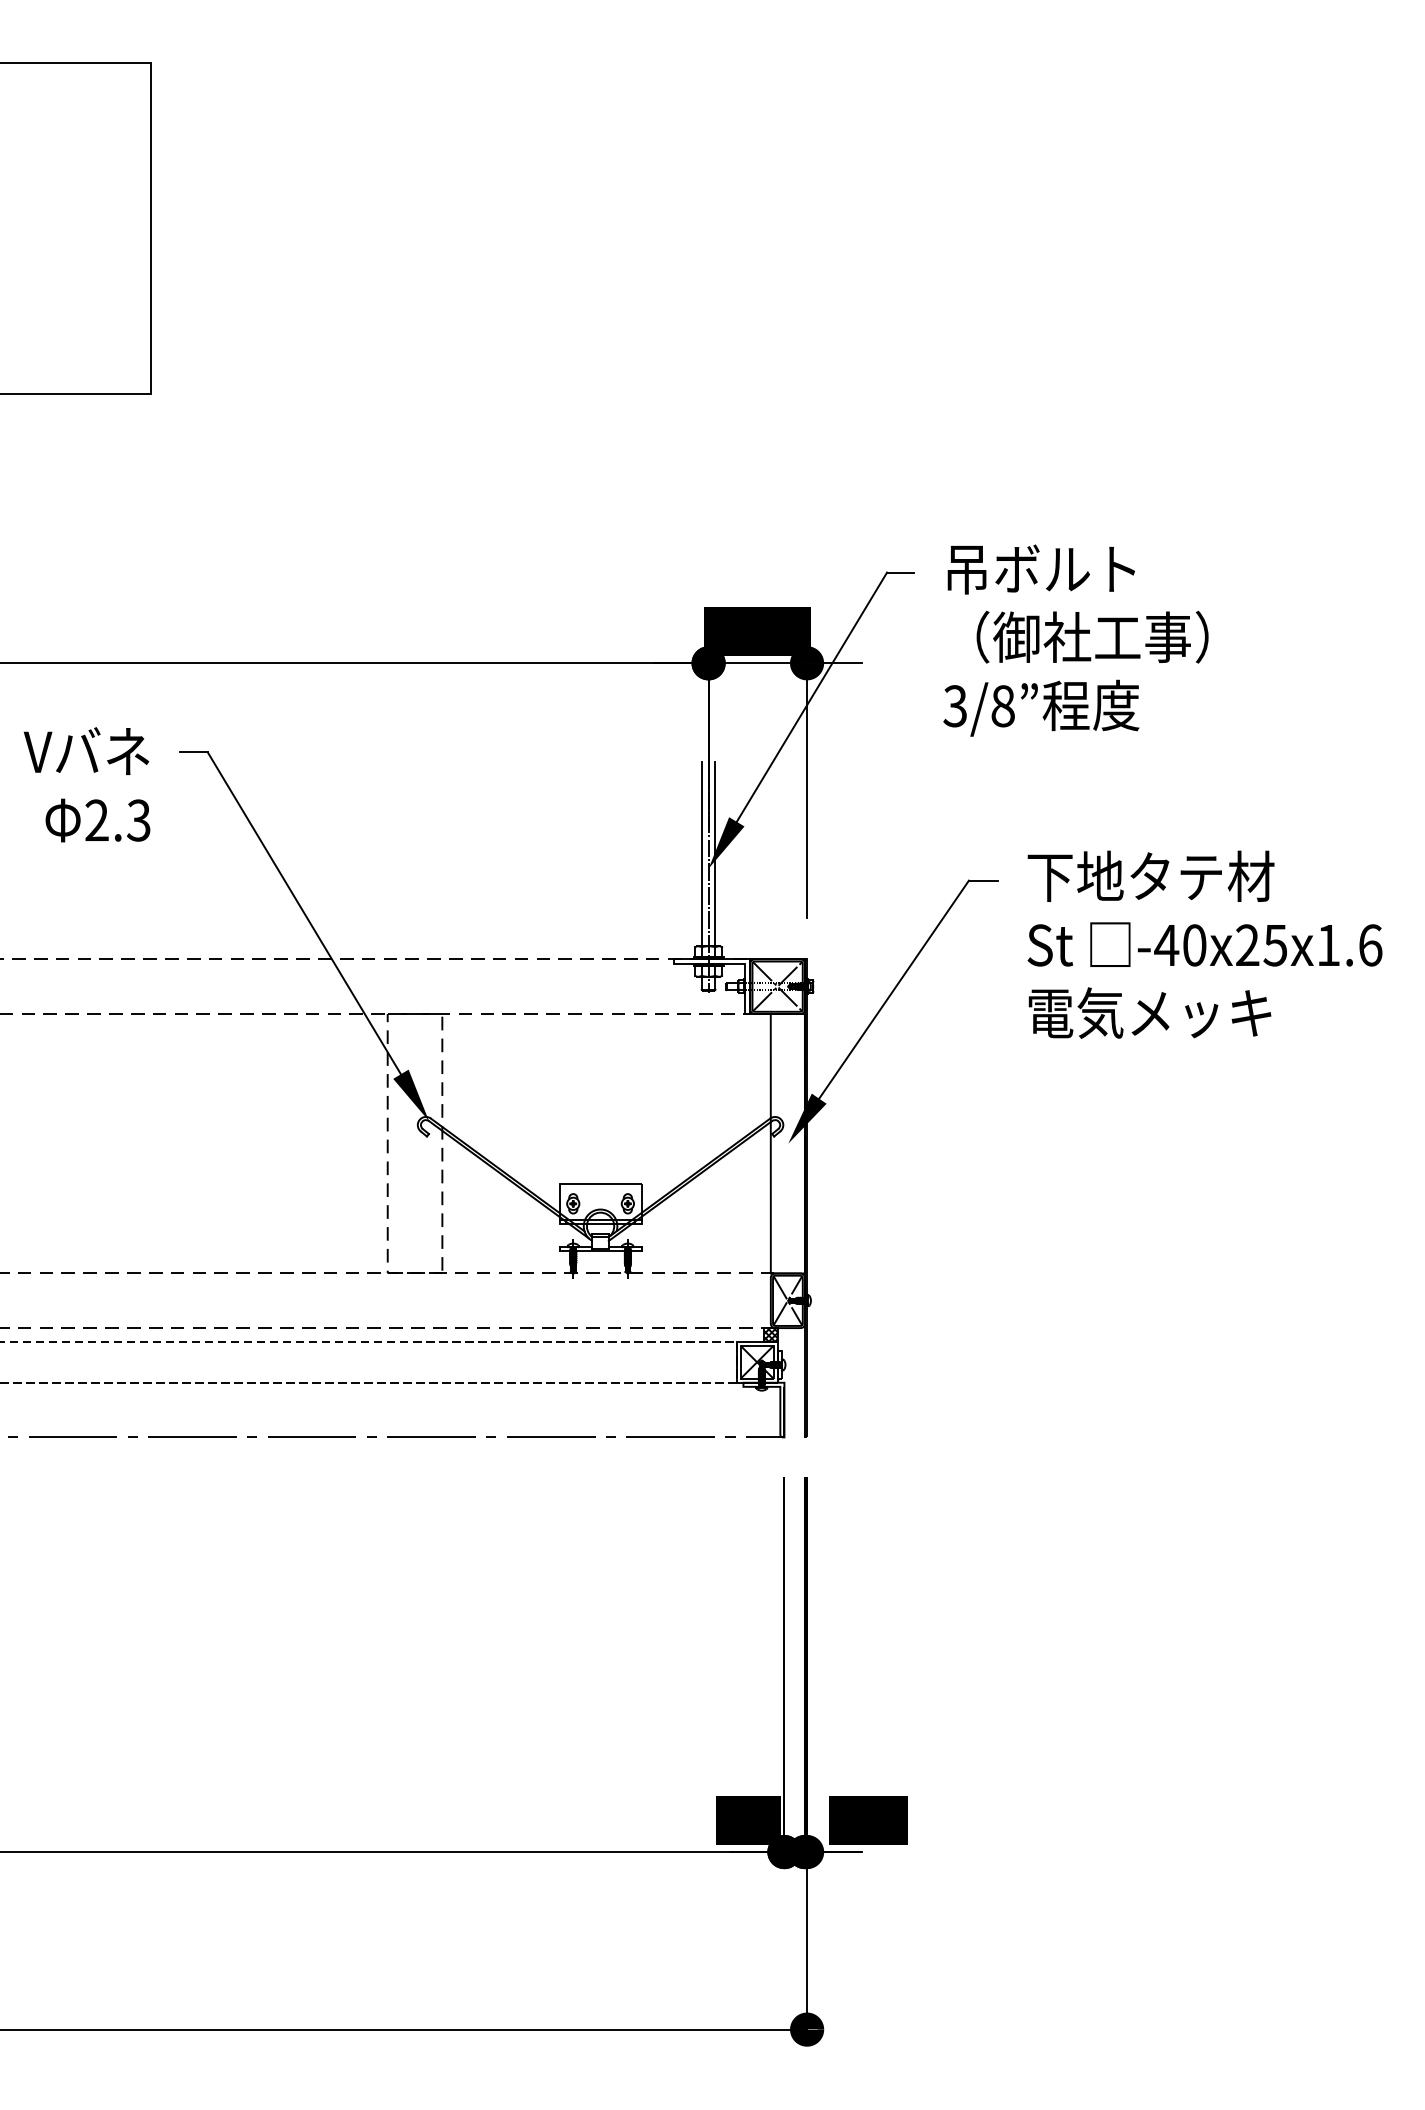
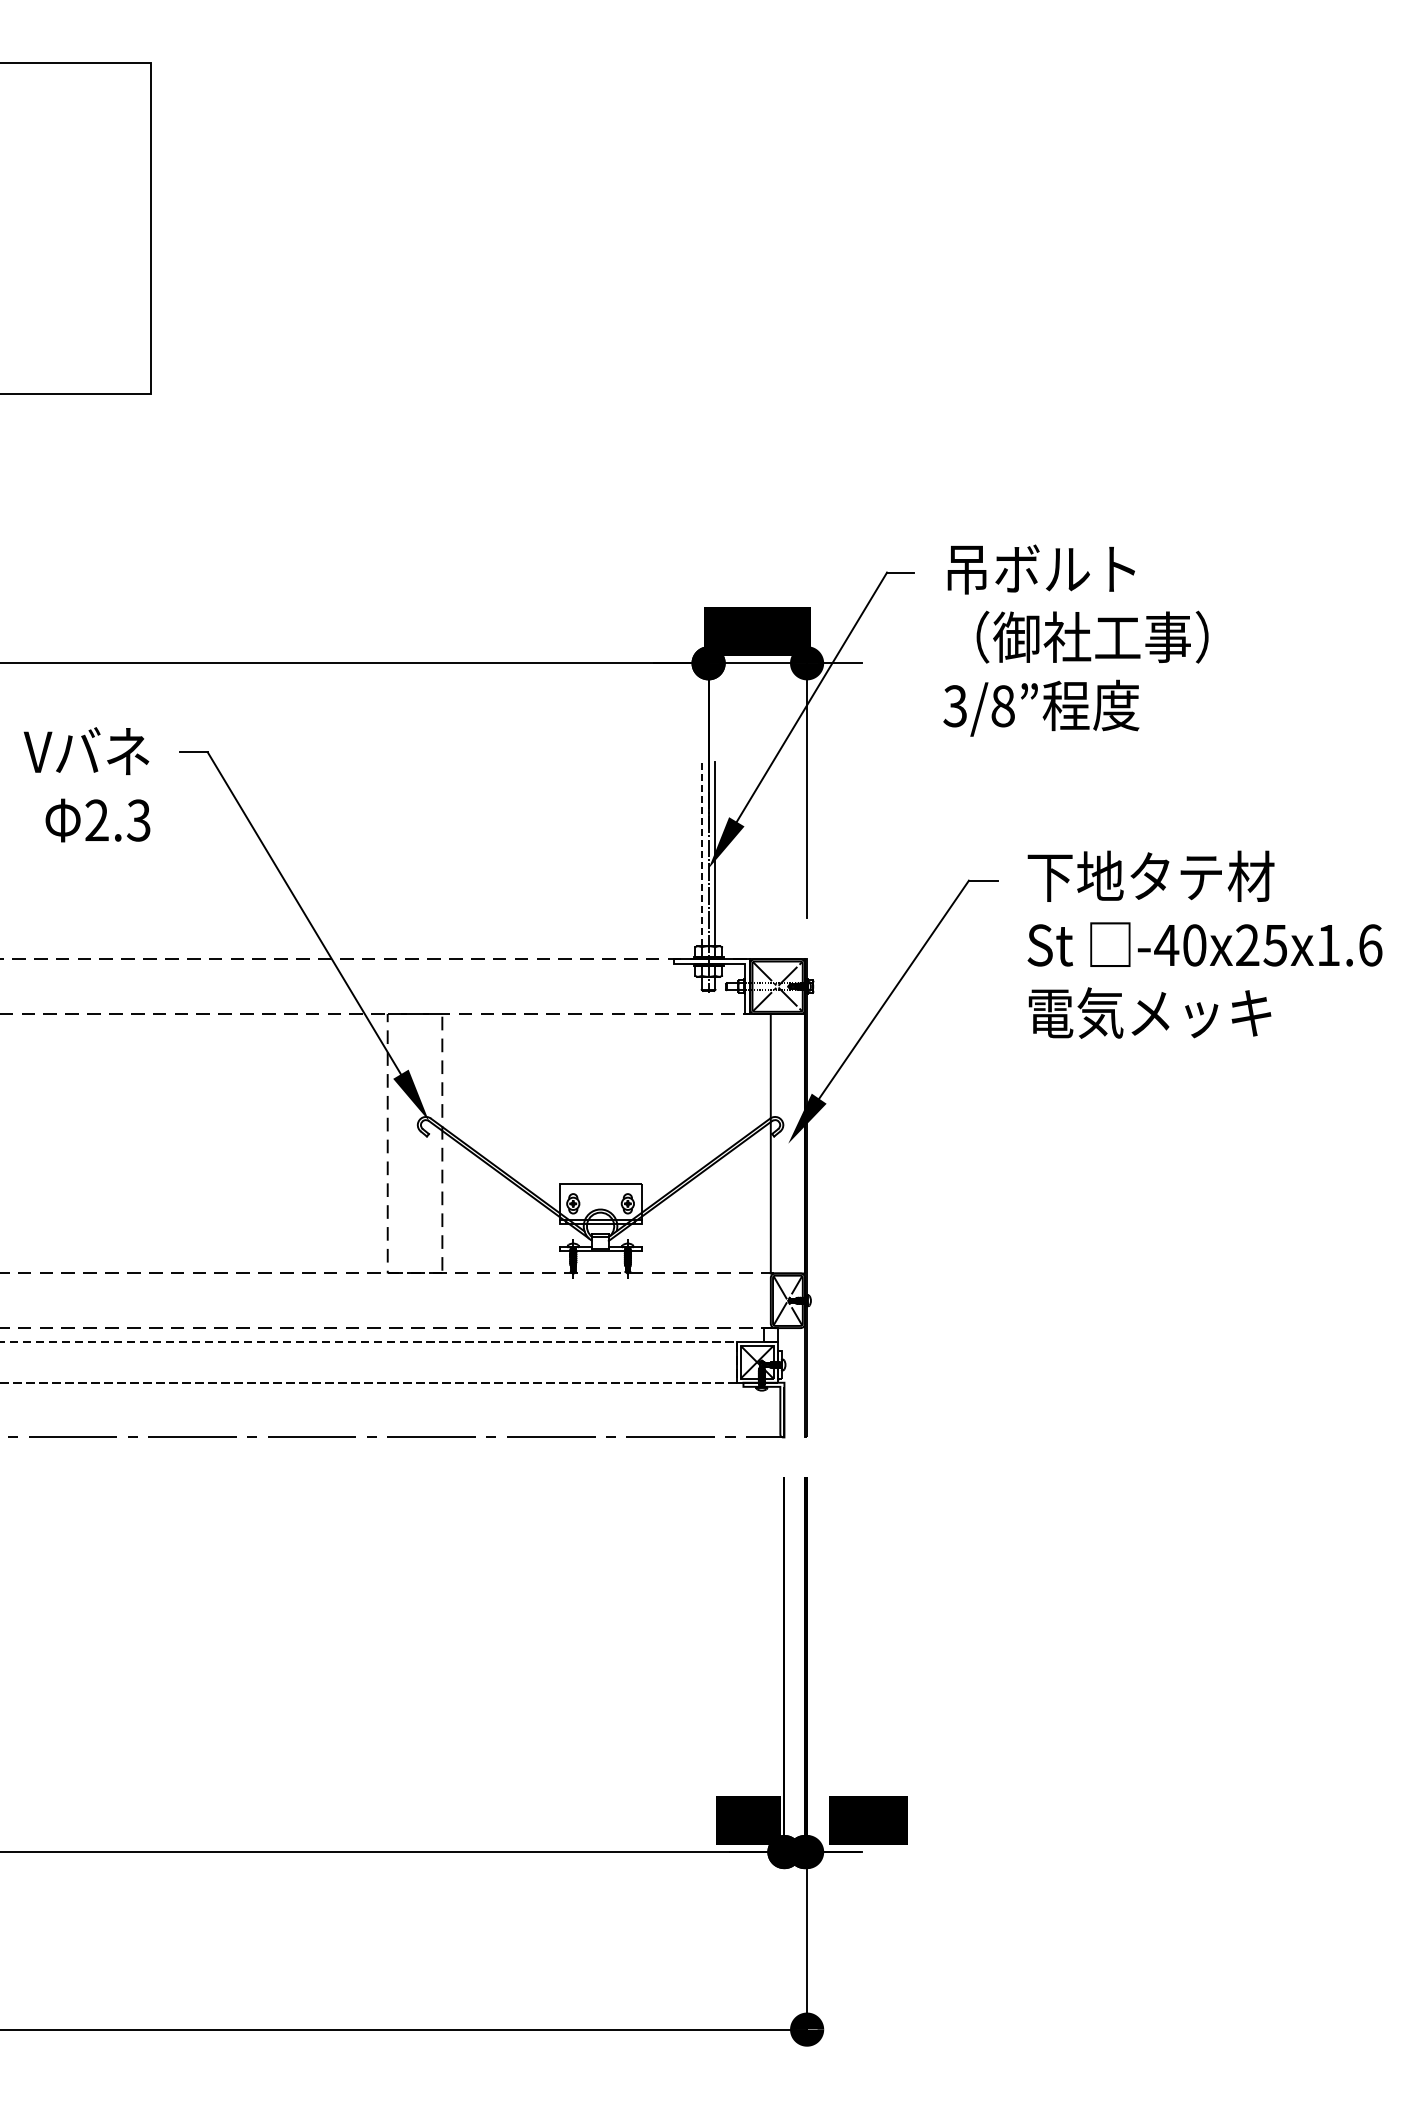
line: solid -> dashed (701, 853)
hatch: present -> none (770, 1334)
